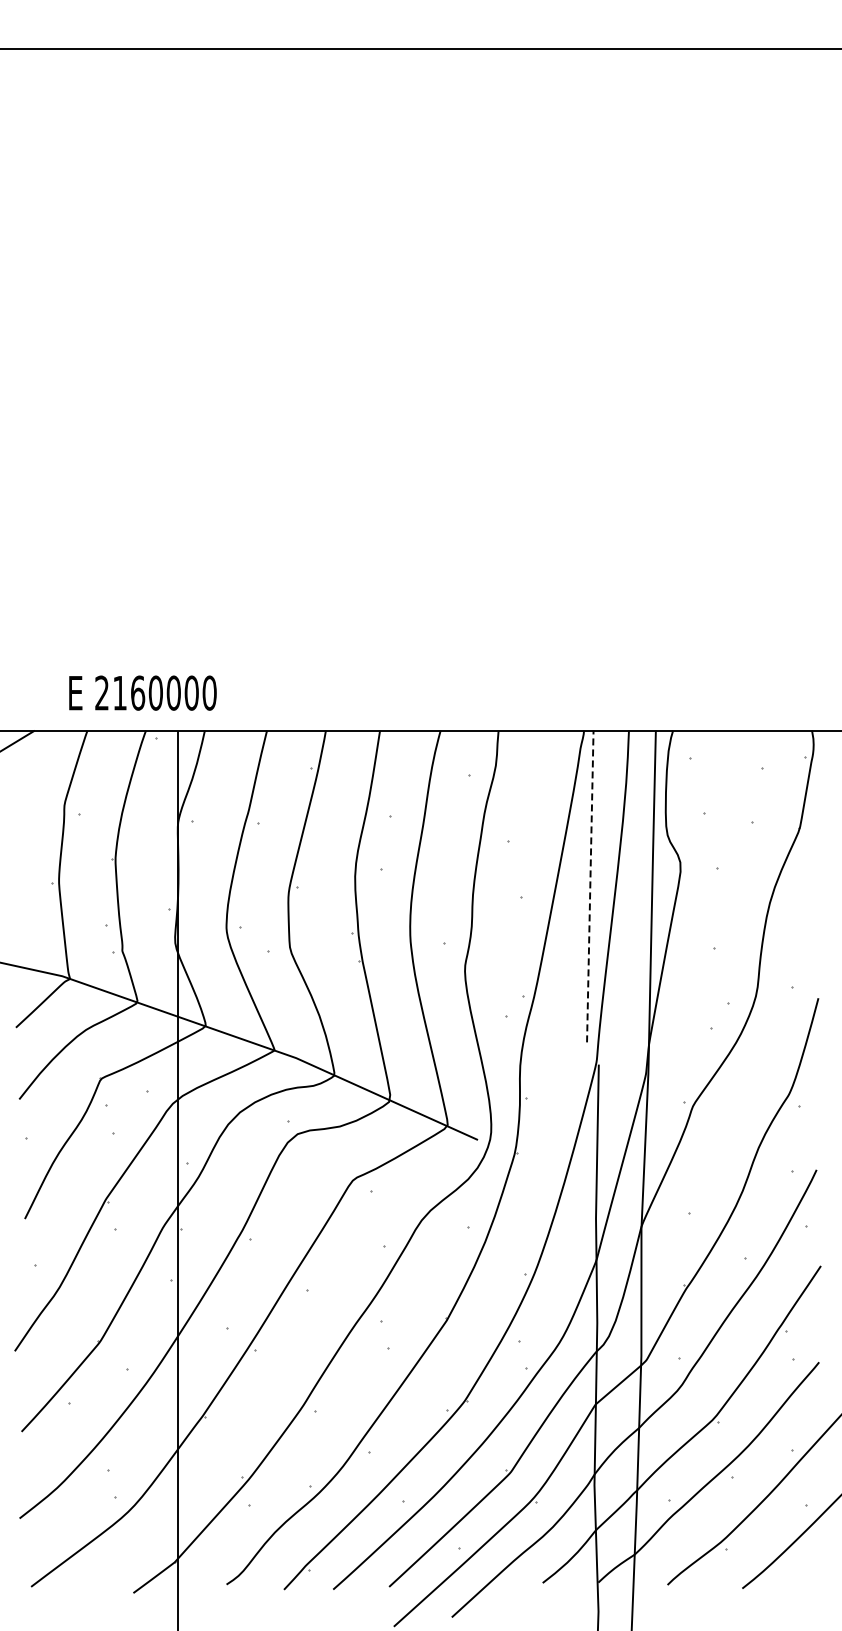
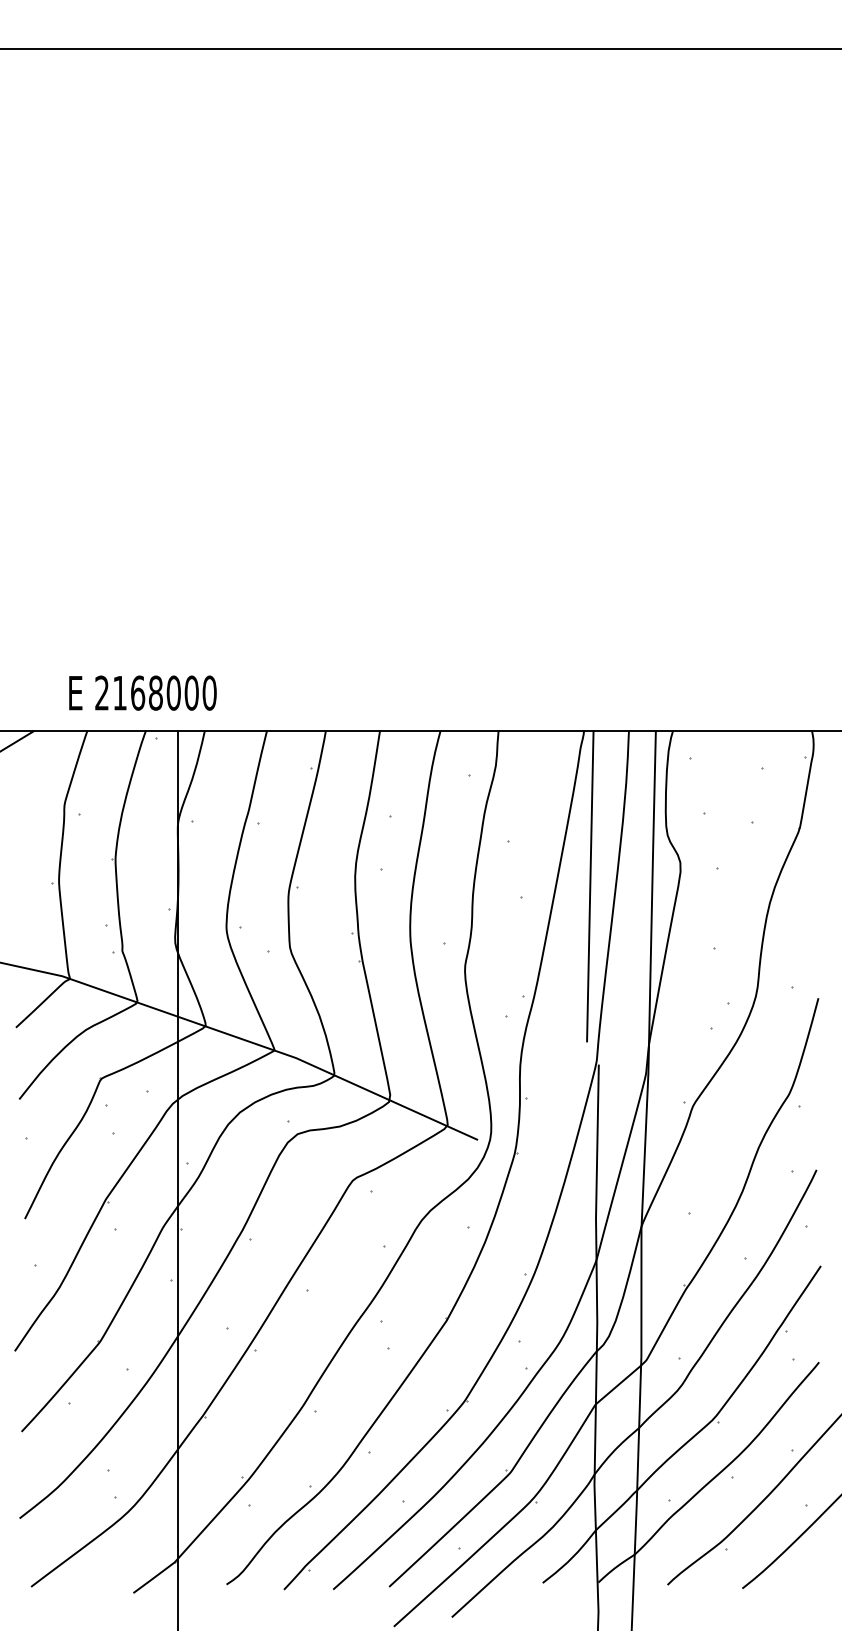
text: 2160000 -> 2168000 (155, 692)
line: dashed -> solid (590, 886)
